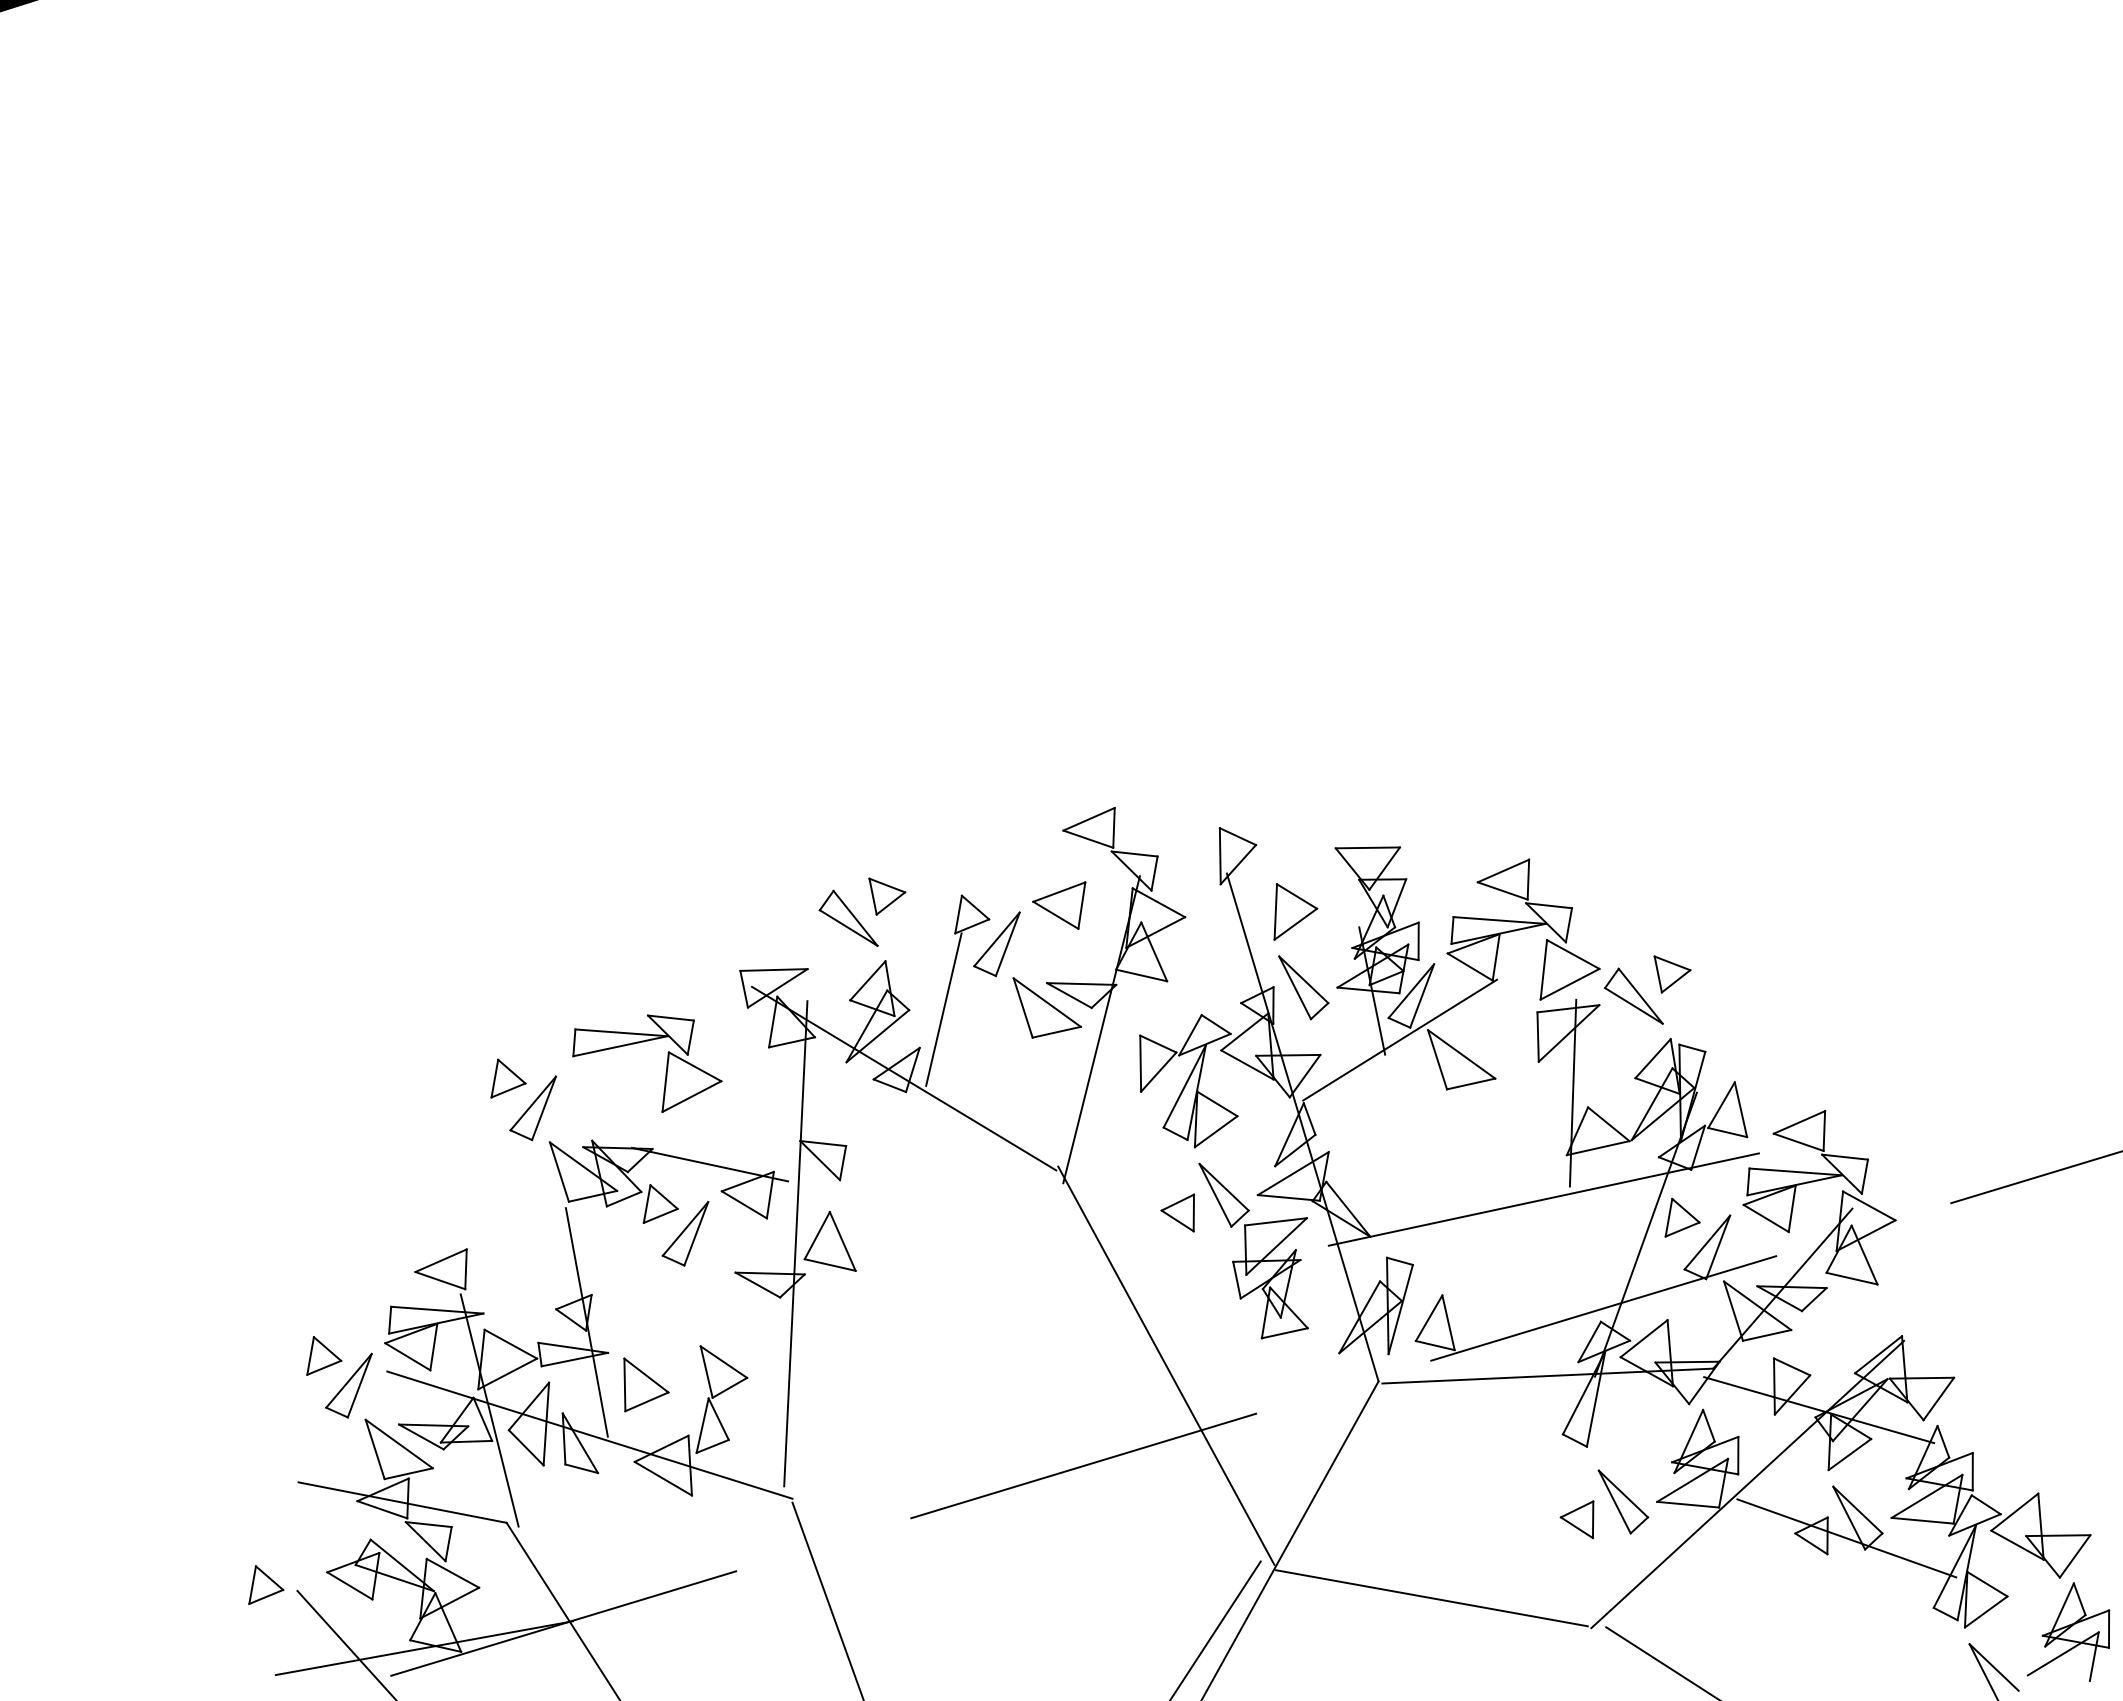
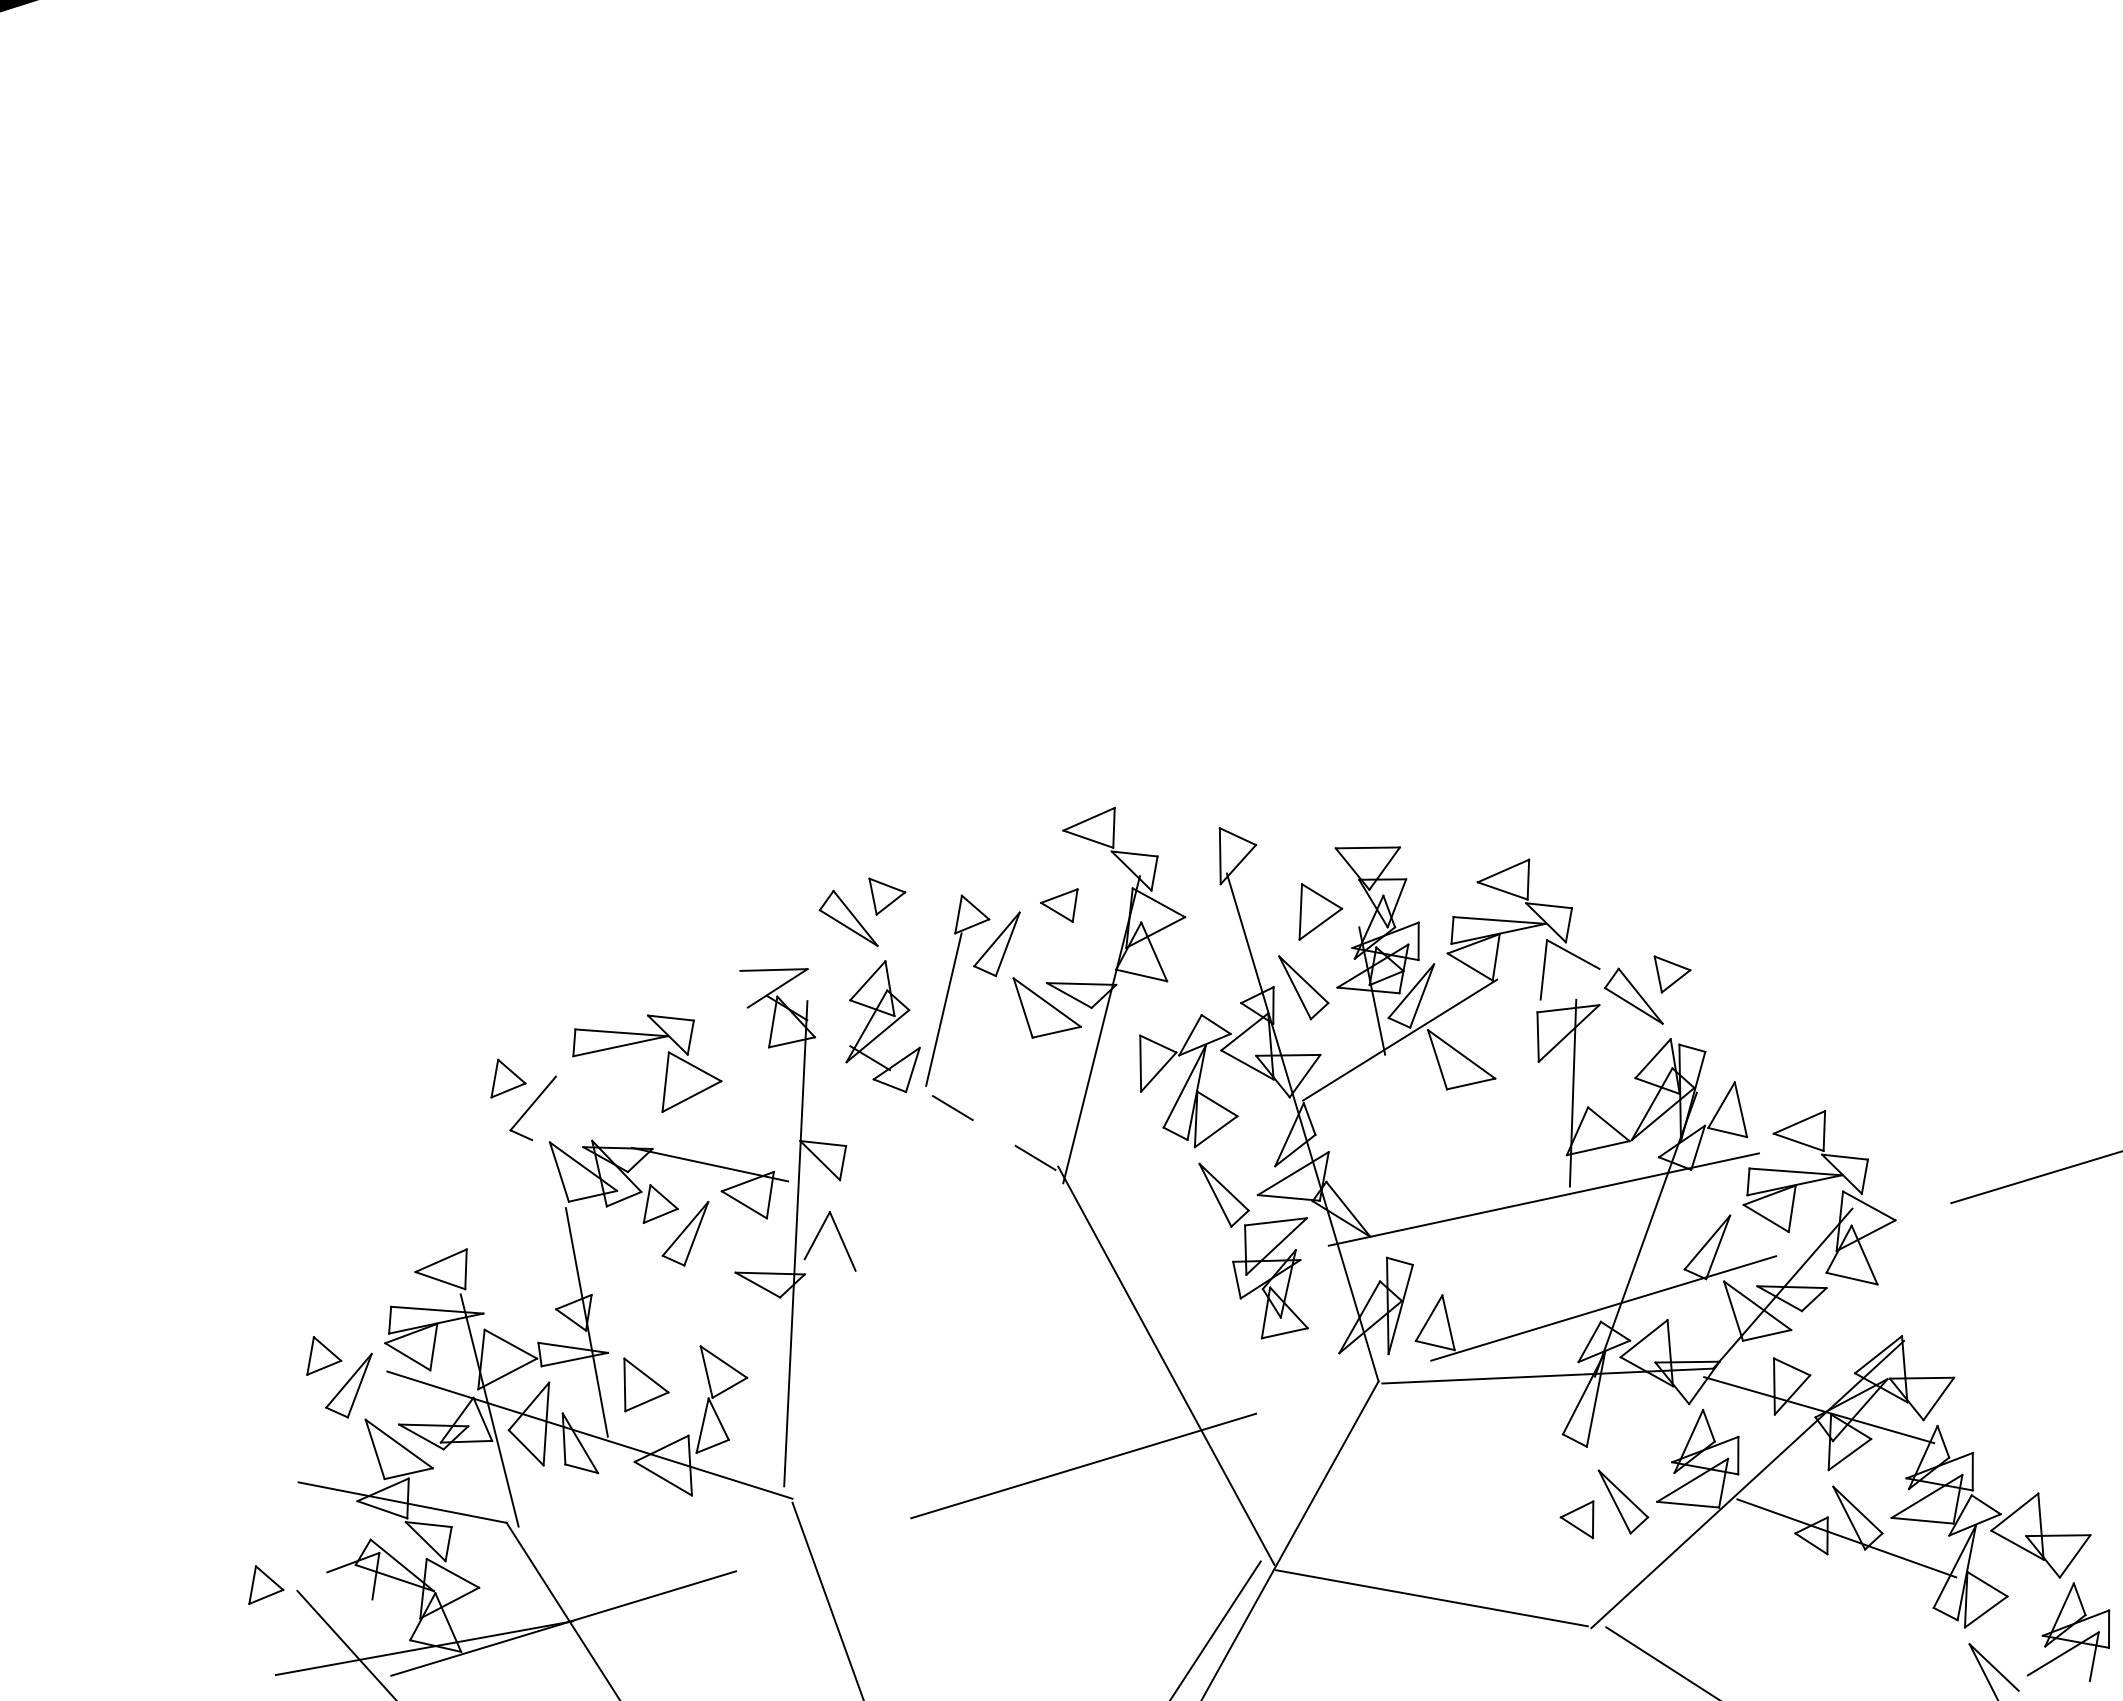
part size: 55x49 px -> 39x35 px (1059, 905)
part position: (1295, 911) -> (1320, 911) (1320, 911)
line: present -> none (1569, 983)
line: present -> none (743, 988)
line: solid -> dashed (904, 1078)
line: present -> none (543, 1108)
part: present -> none (1177, 1212)
part: present -> none (1682, 1217)
line: present -> none (829, 1264)
line: present -> none (349, 1585)
